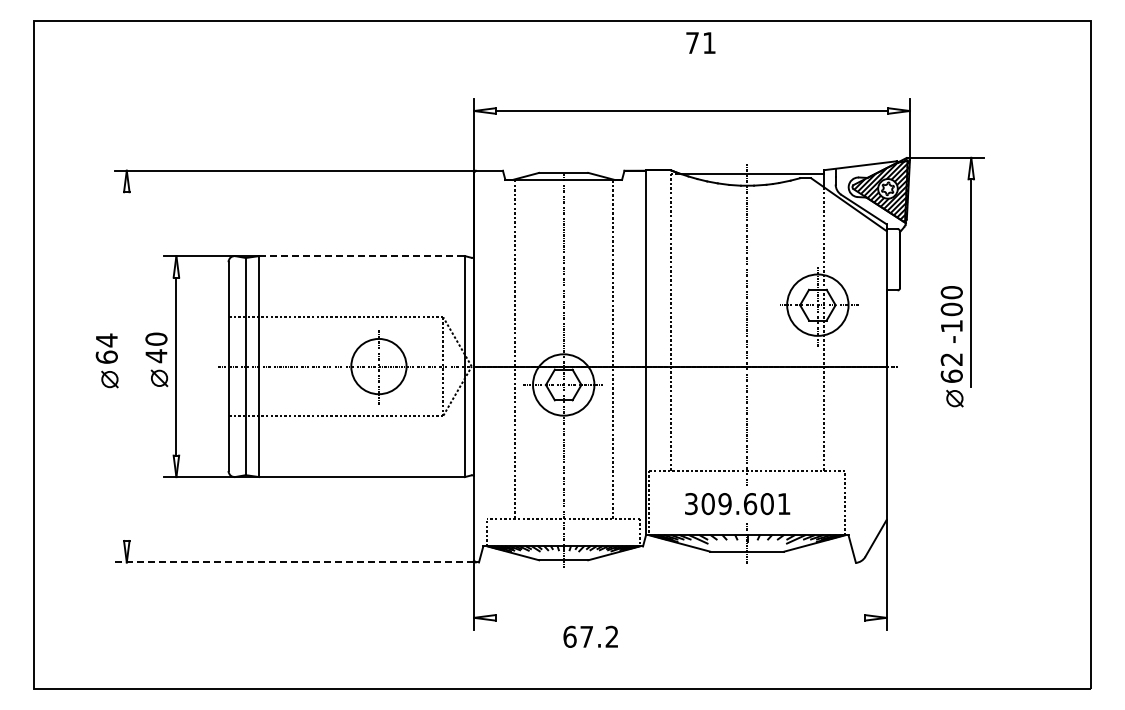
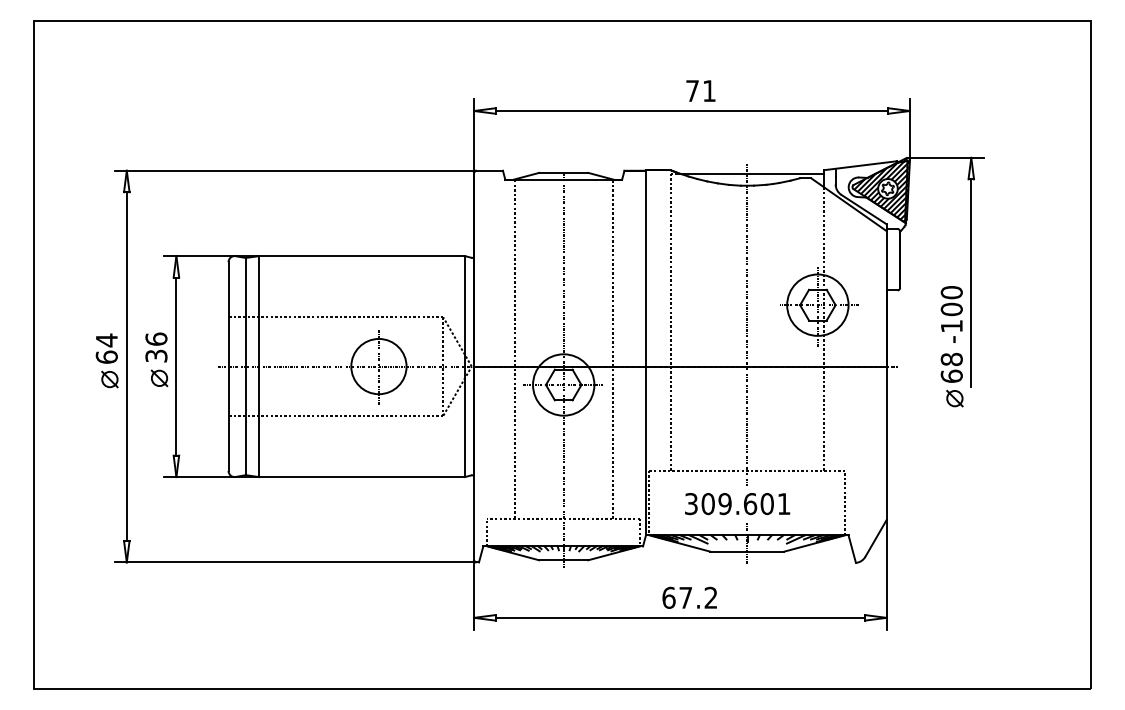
text position: (700, 42) -> (700, 90) (700, 90)
line: dashed -> solid (362, 256)
text: 40 -> 36 (156, 347)
text: 62 -> 68 (951, 359)
line: none -> present (126, 366)
line: dashed -> solid (295, 562)
line: none -> present (680, 617)
text position: (590, 636) -> (689, 597) (689, 597)
